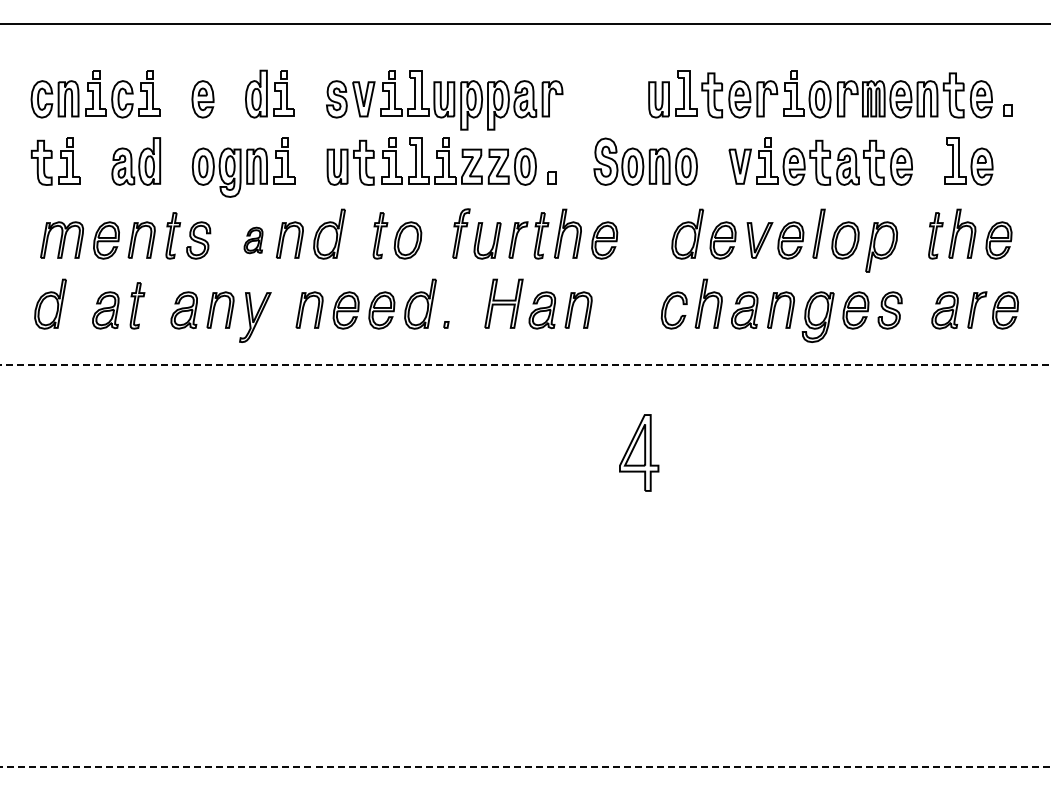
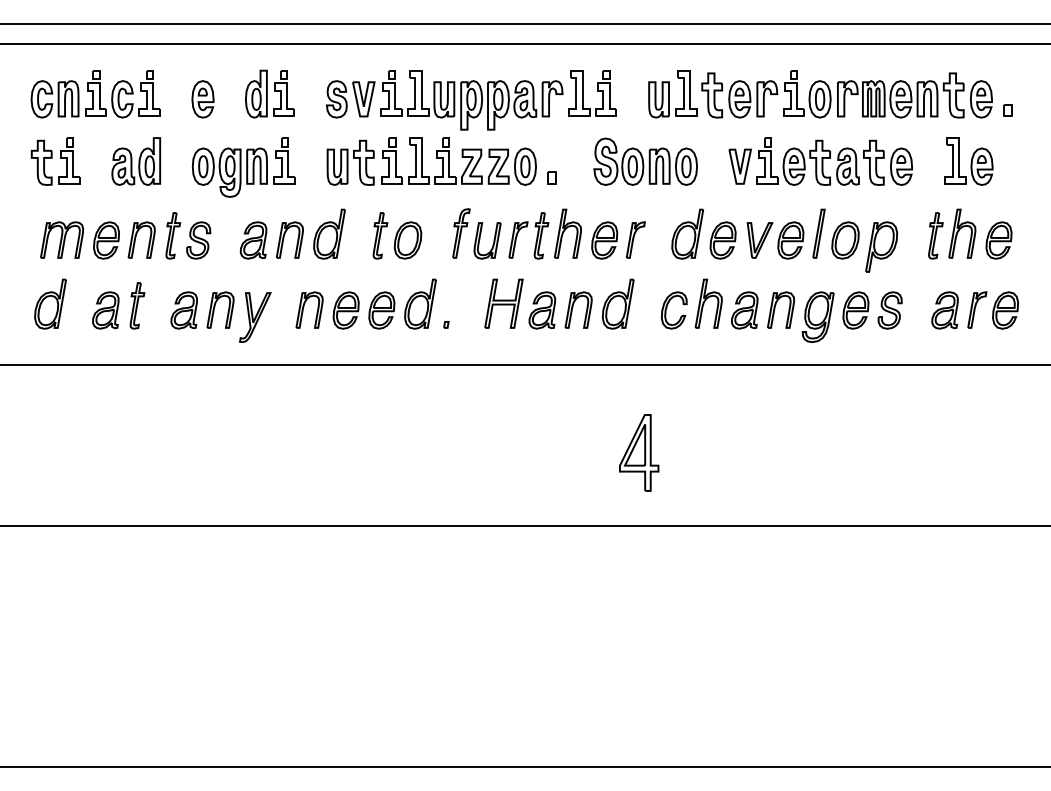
line: none -> present (524, 43)
part: none -> present (592, 93)
part: none -> present (635, 239)
part size: 21x29 px -> 29x39 px (253, 240)
part: none -> present (617, 303)
line: dashed -> solid (525, 365)
line: none -> present (524, 526)
line: dashed -> solid (525, 767)
